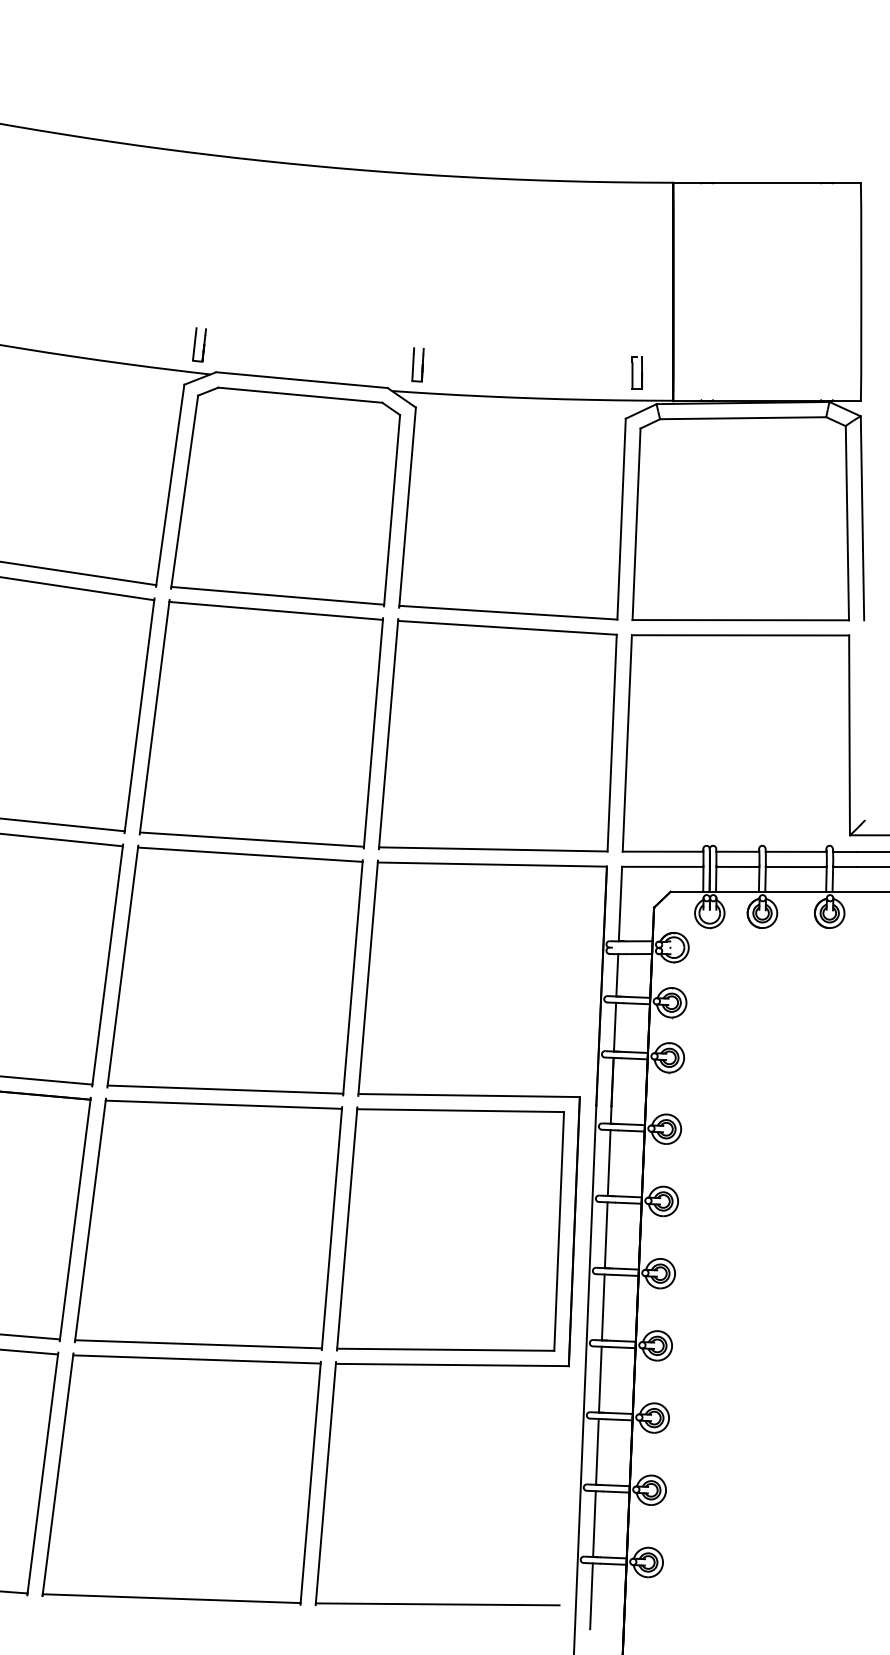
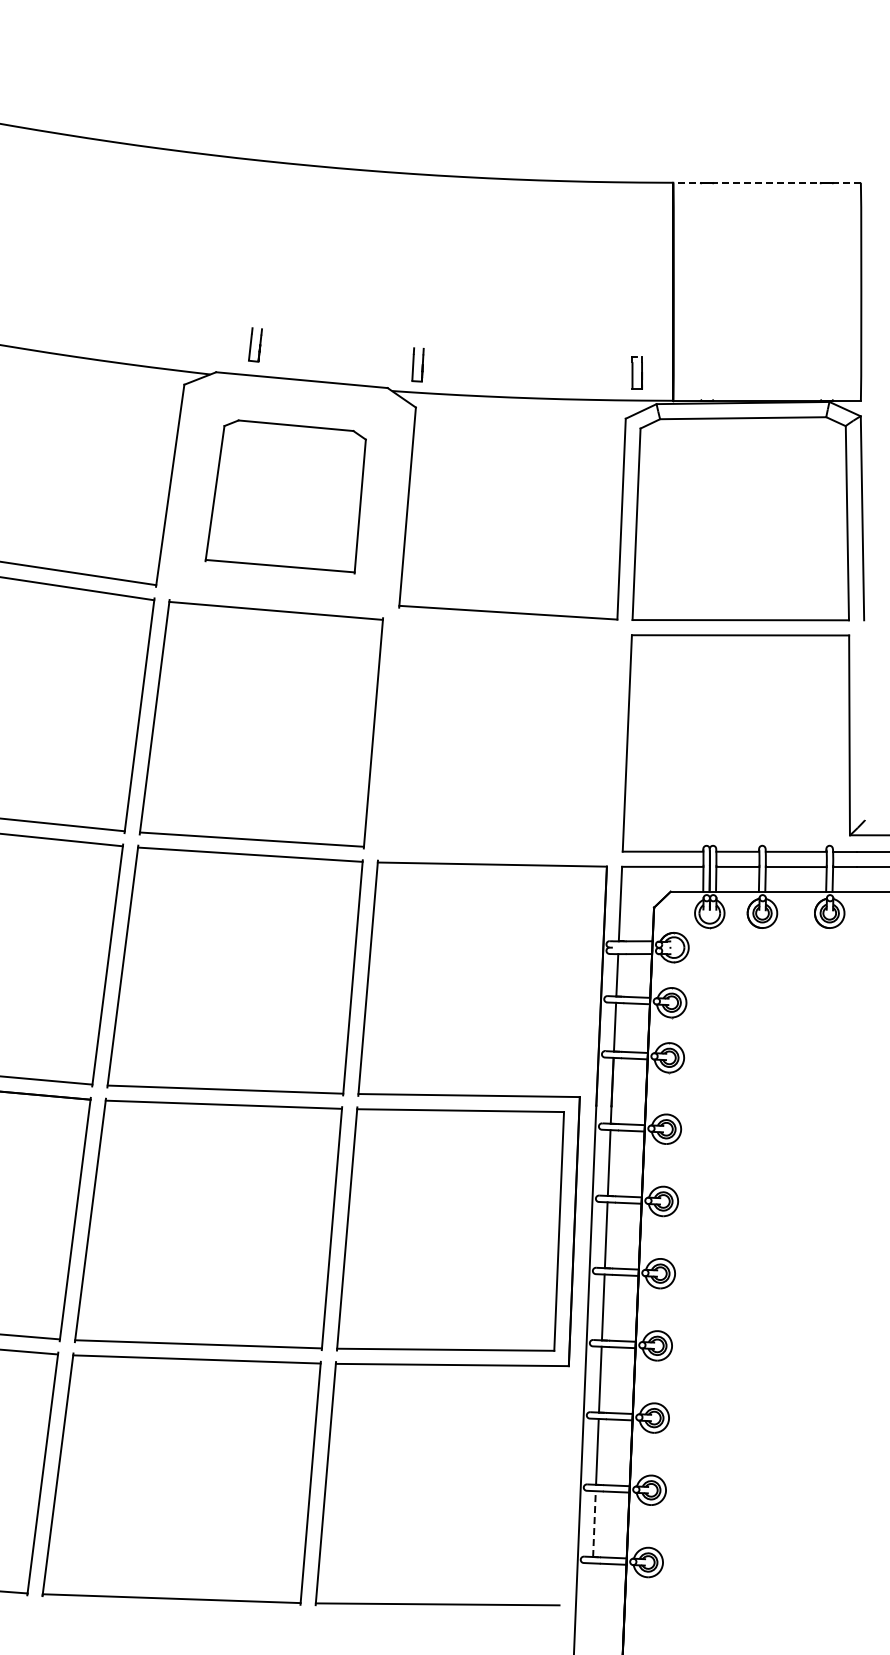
line: solid -> dashed (767, 182)
part position: (199, 344) -> (255, 344) (255, 344)
part size: 232x222 px -> 163x156 px (285, 496)
part: present -> none (497, 735)
line: solid -> dashed (594, 1524)
line: present -> none (591, 1596)
